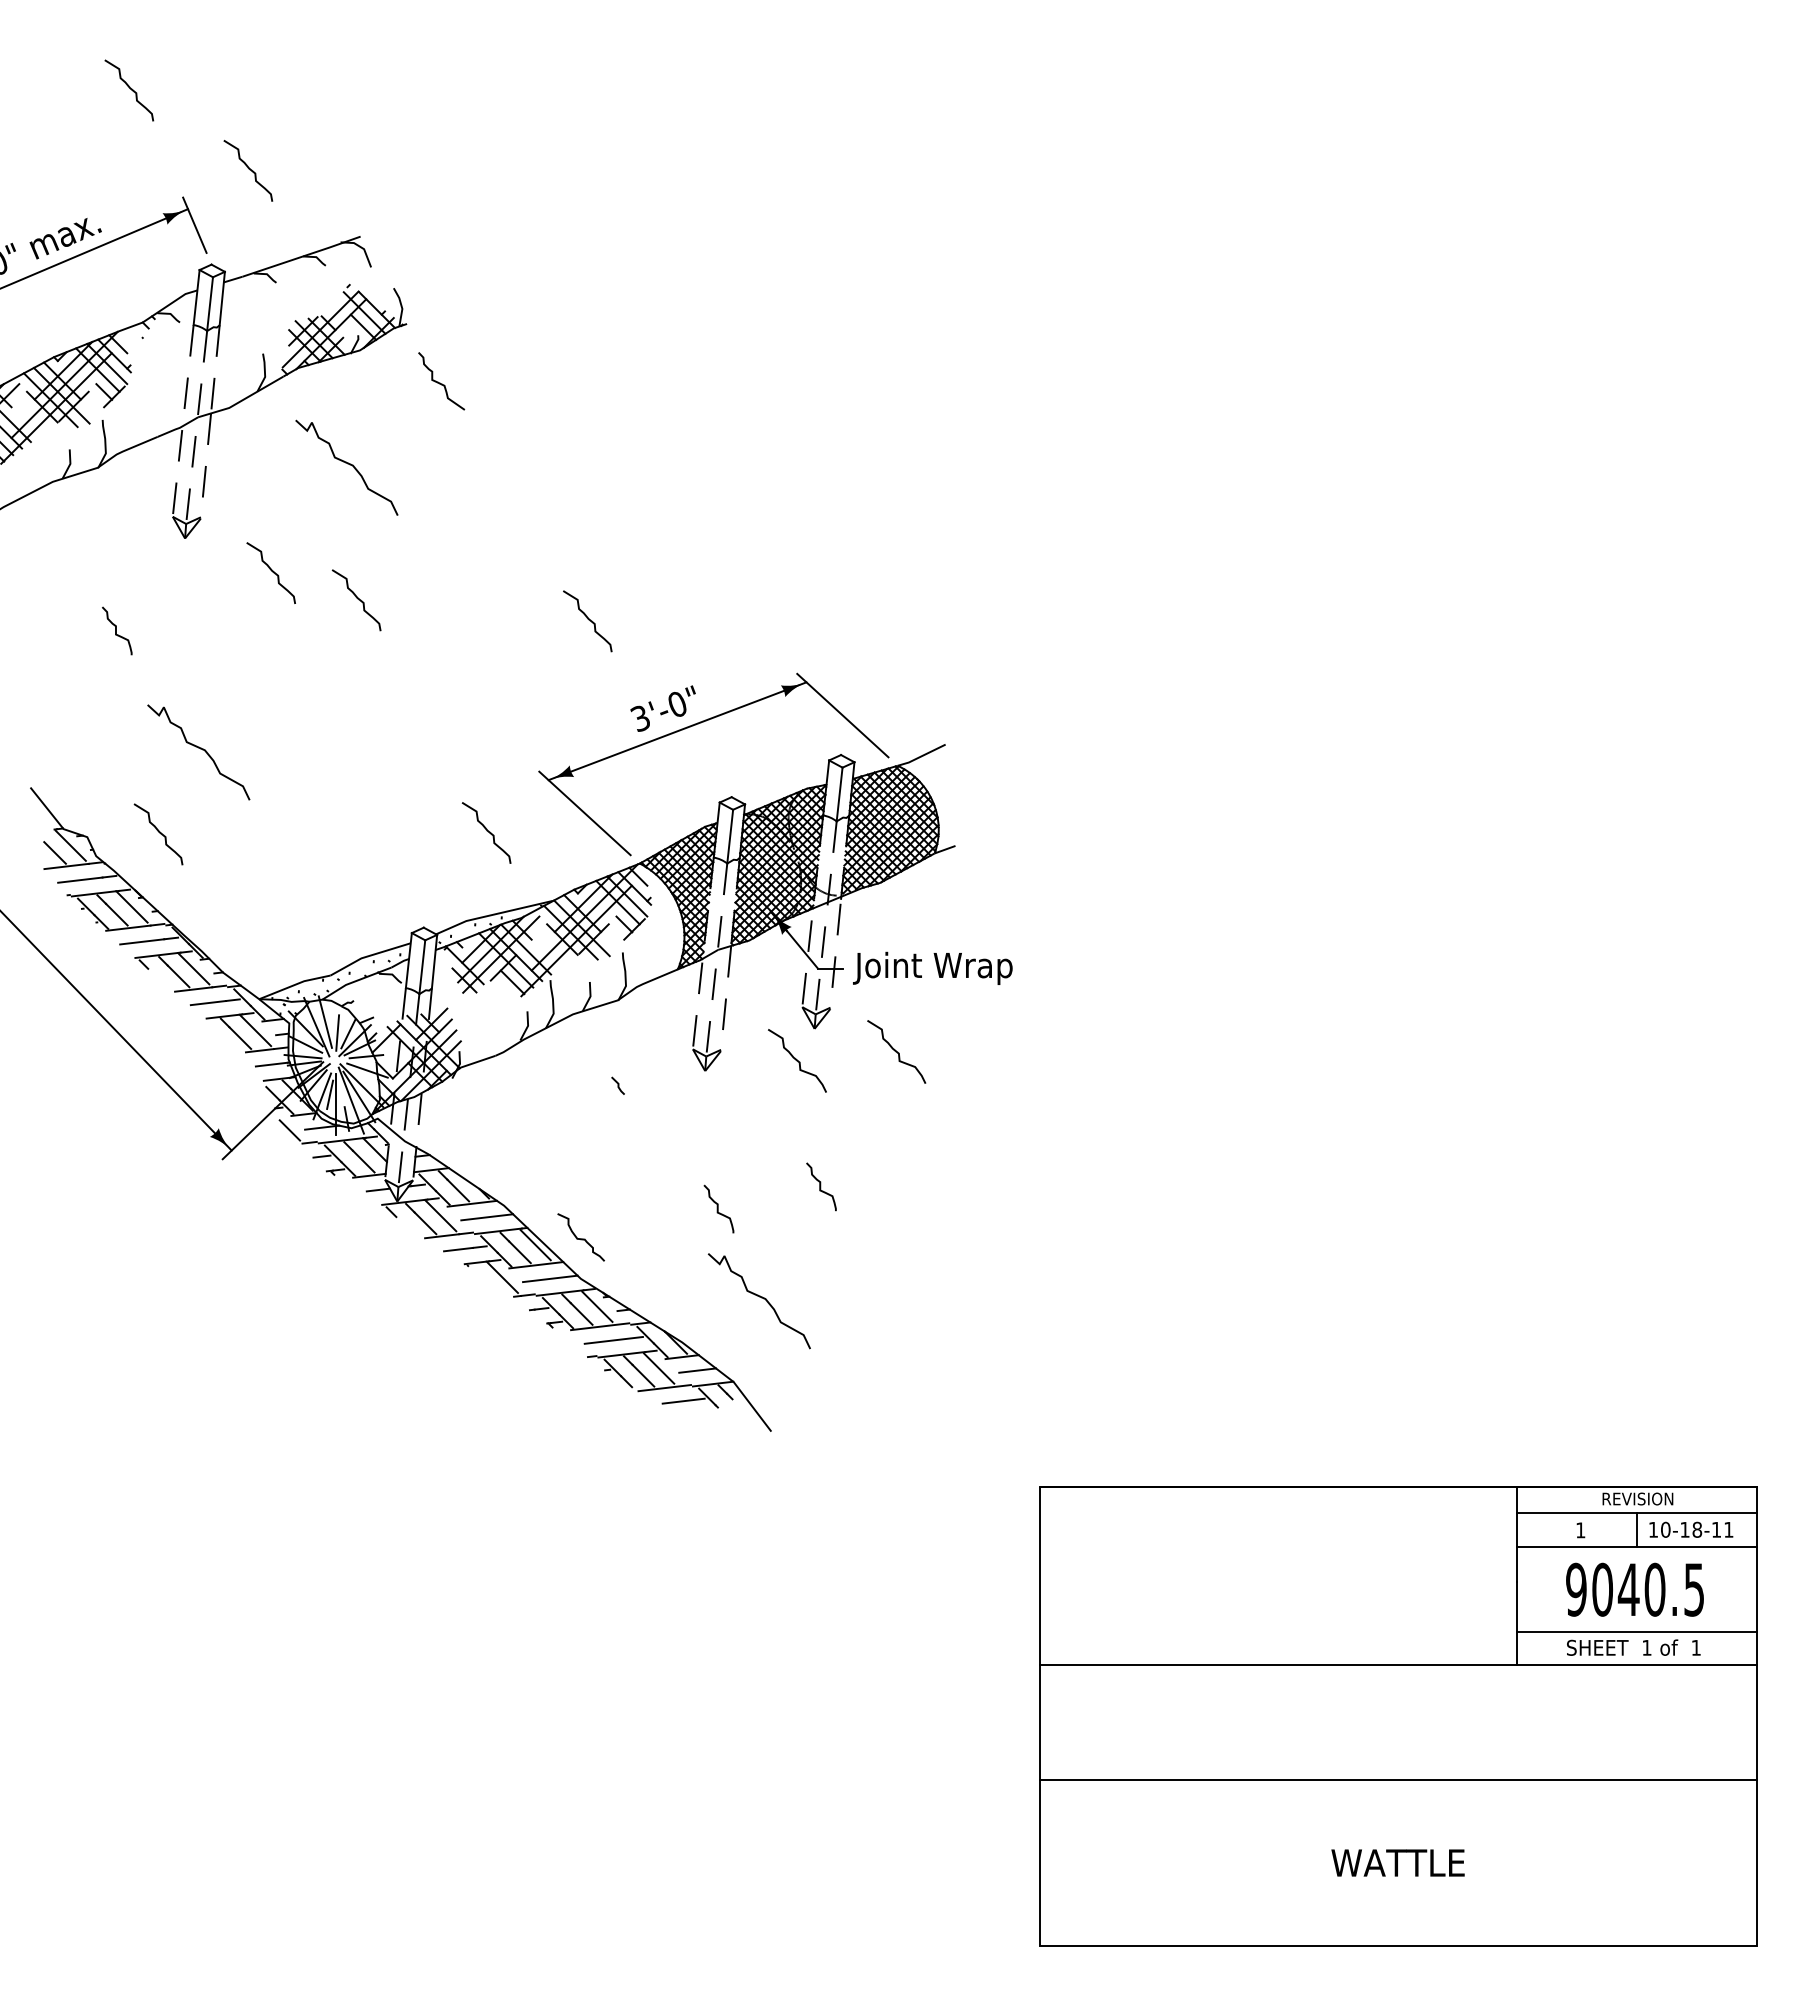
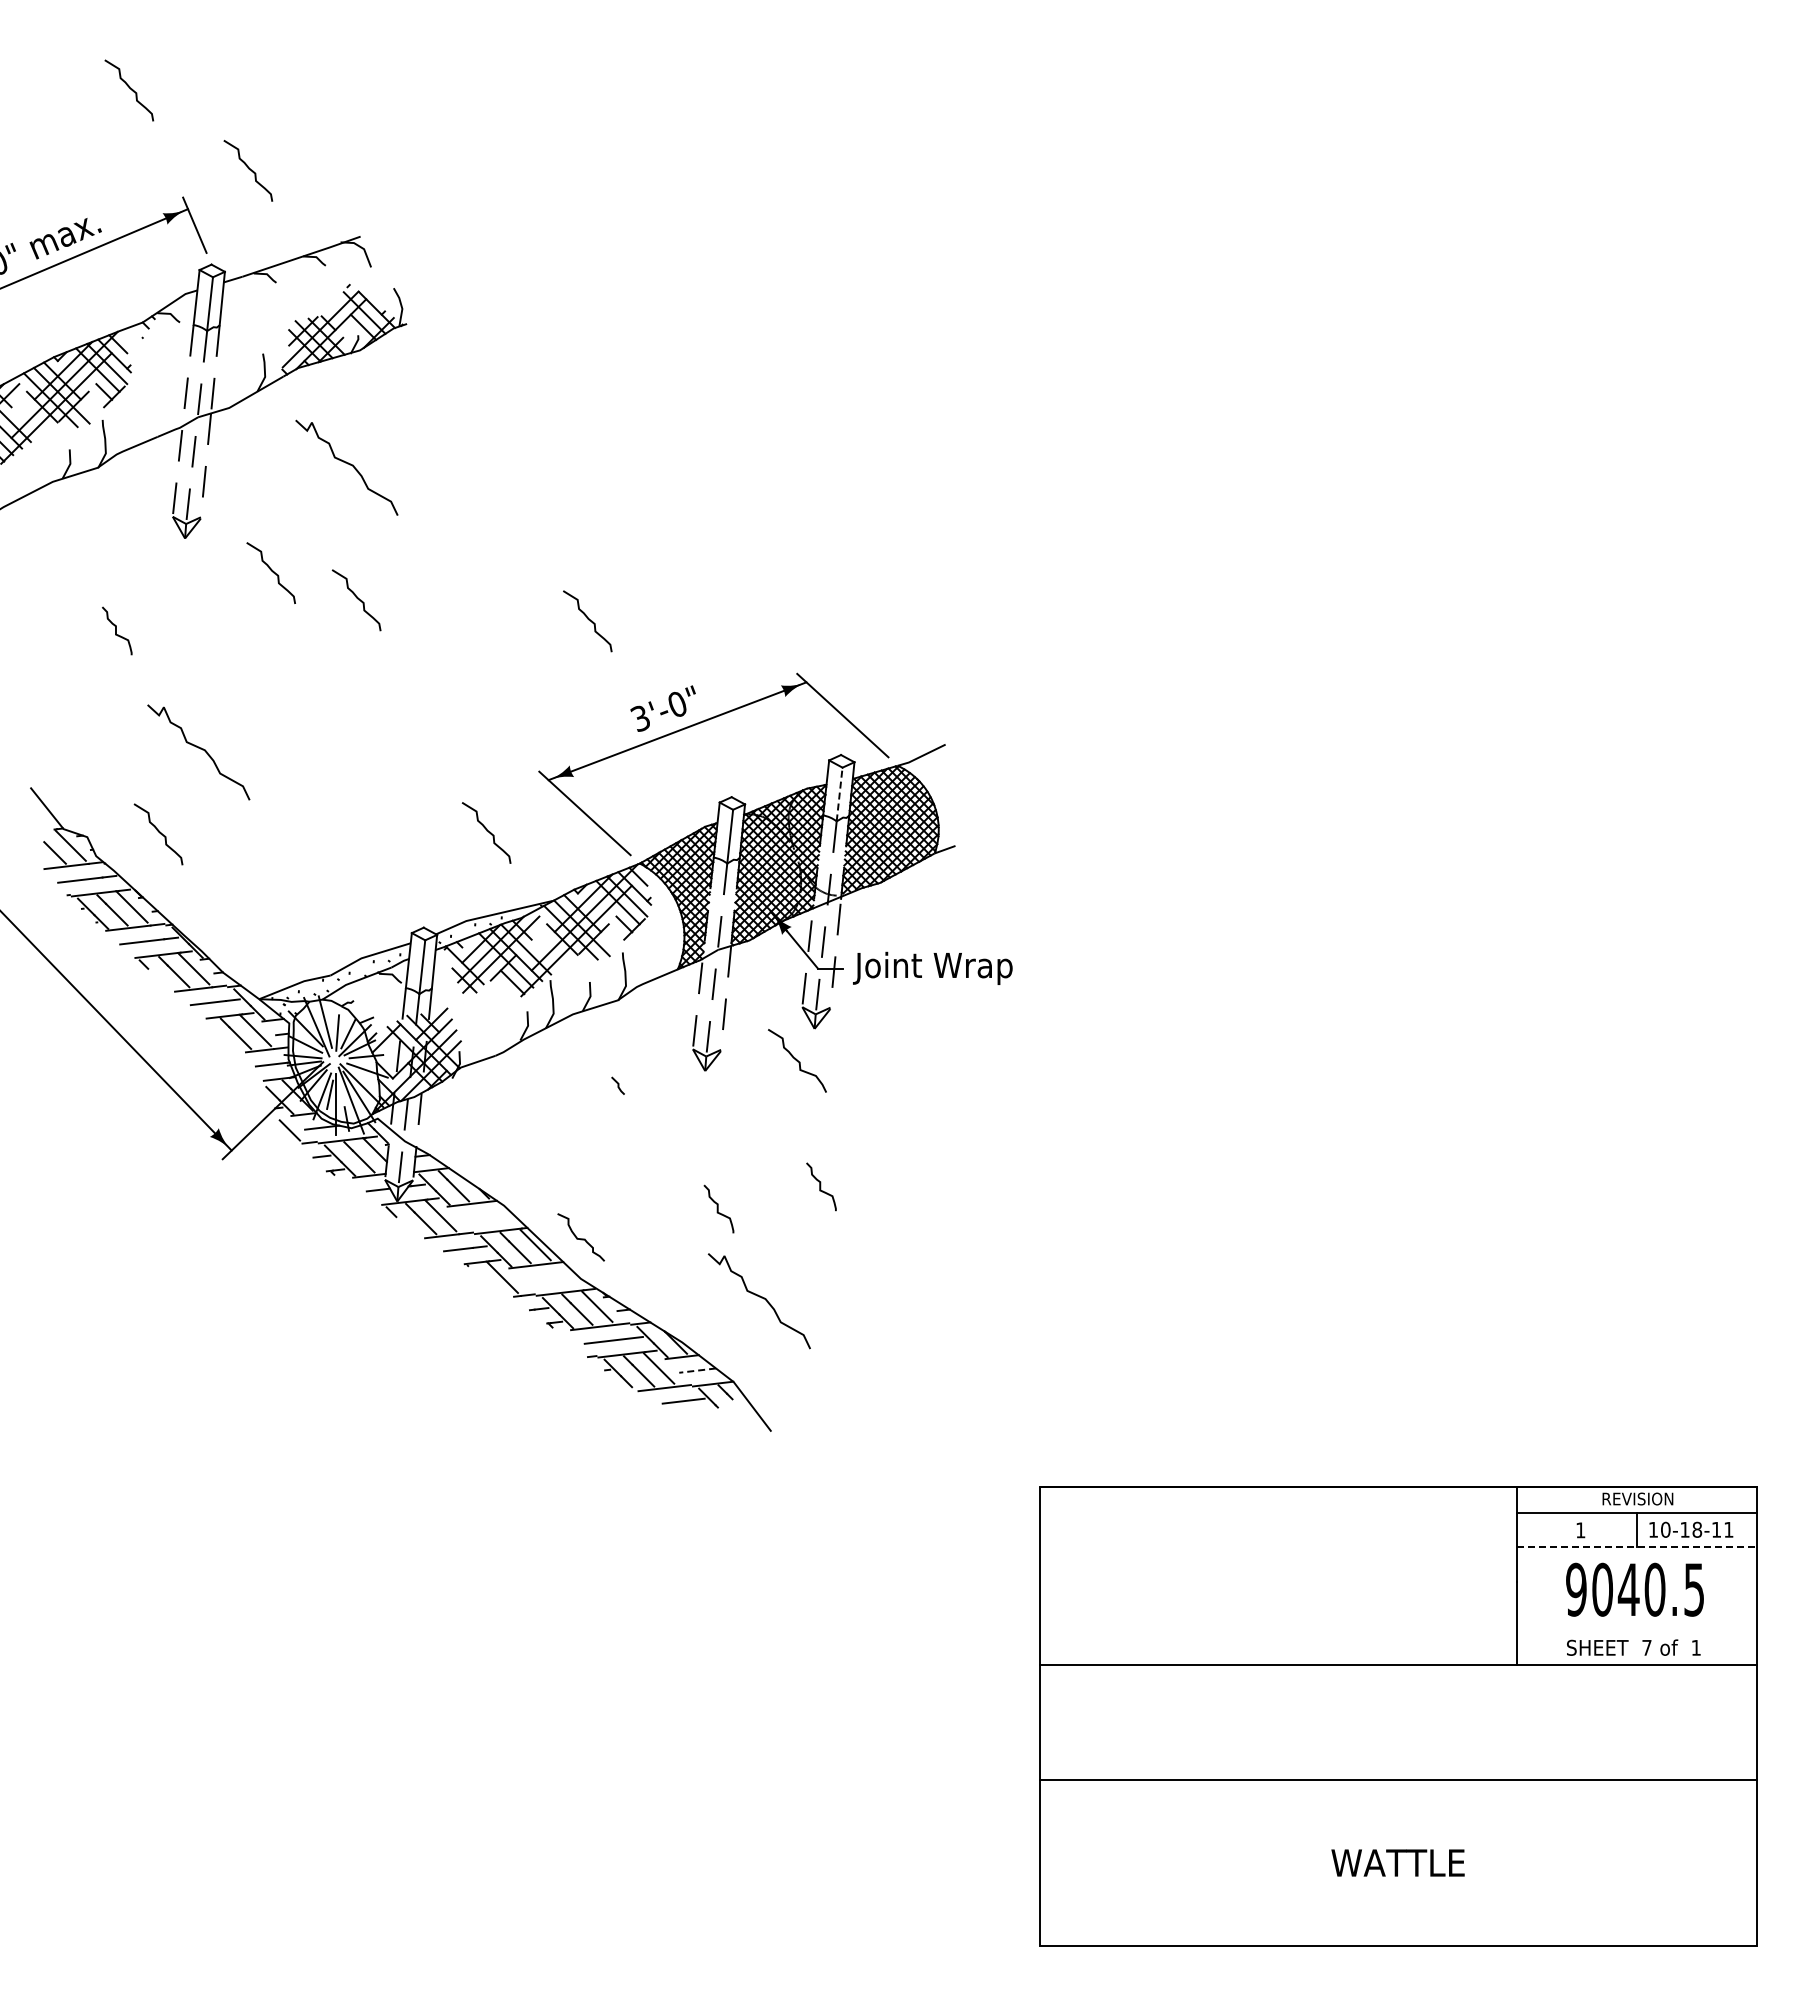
curve: present -> none (440, 382)
line: solid -> dashed (839, 794)
curve: present -> none (896, 1051)
line: present -> none (487, 1217)
line: present -> none (550, 1278)
line: solid -> dashed (697, 1370)
line: solid -> dashed (1637, 1547)
line: present -> none (1636, 1631)
text: 1 -> 7 (1646, 1647)
